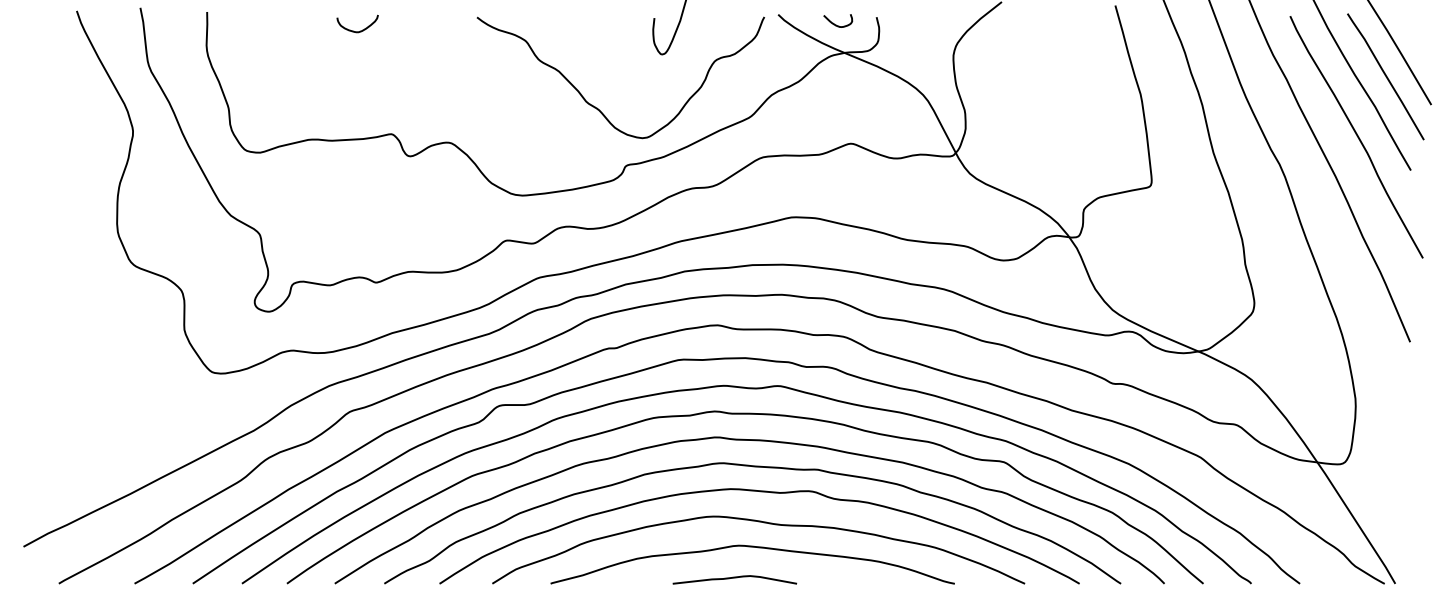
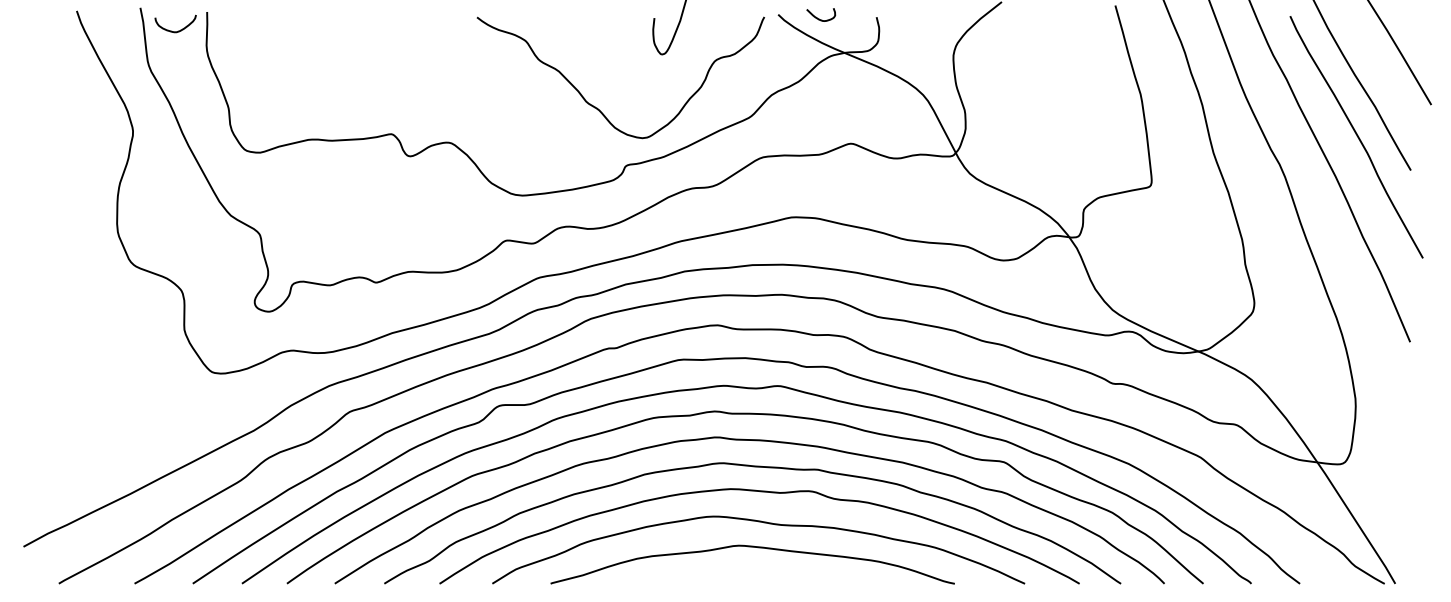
curve position: (836, 24) -> (819, 18) (819, 18)
curve position: (360, 30) -> (178, 30) (178, 30)
curve: present -> none (1385, 76)
curve: present -> none (734, 578)
